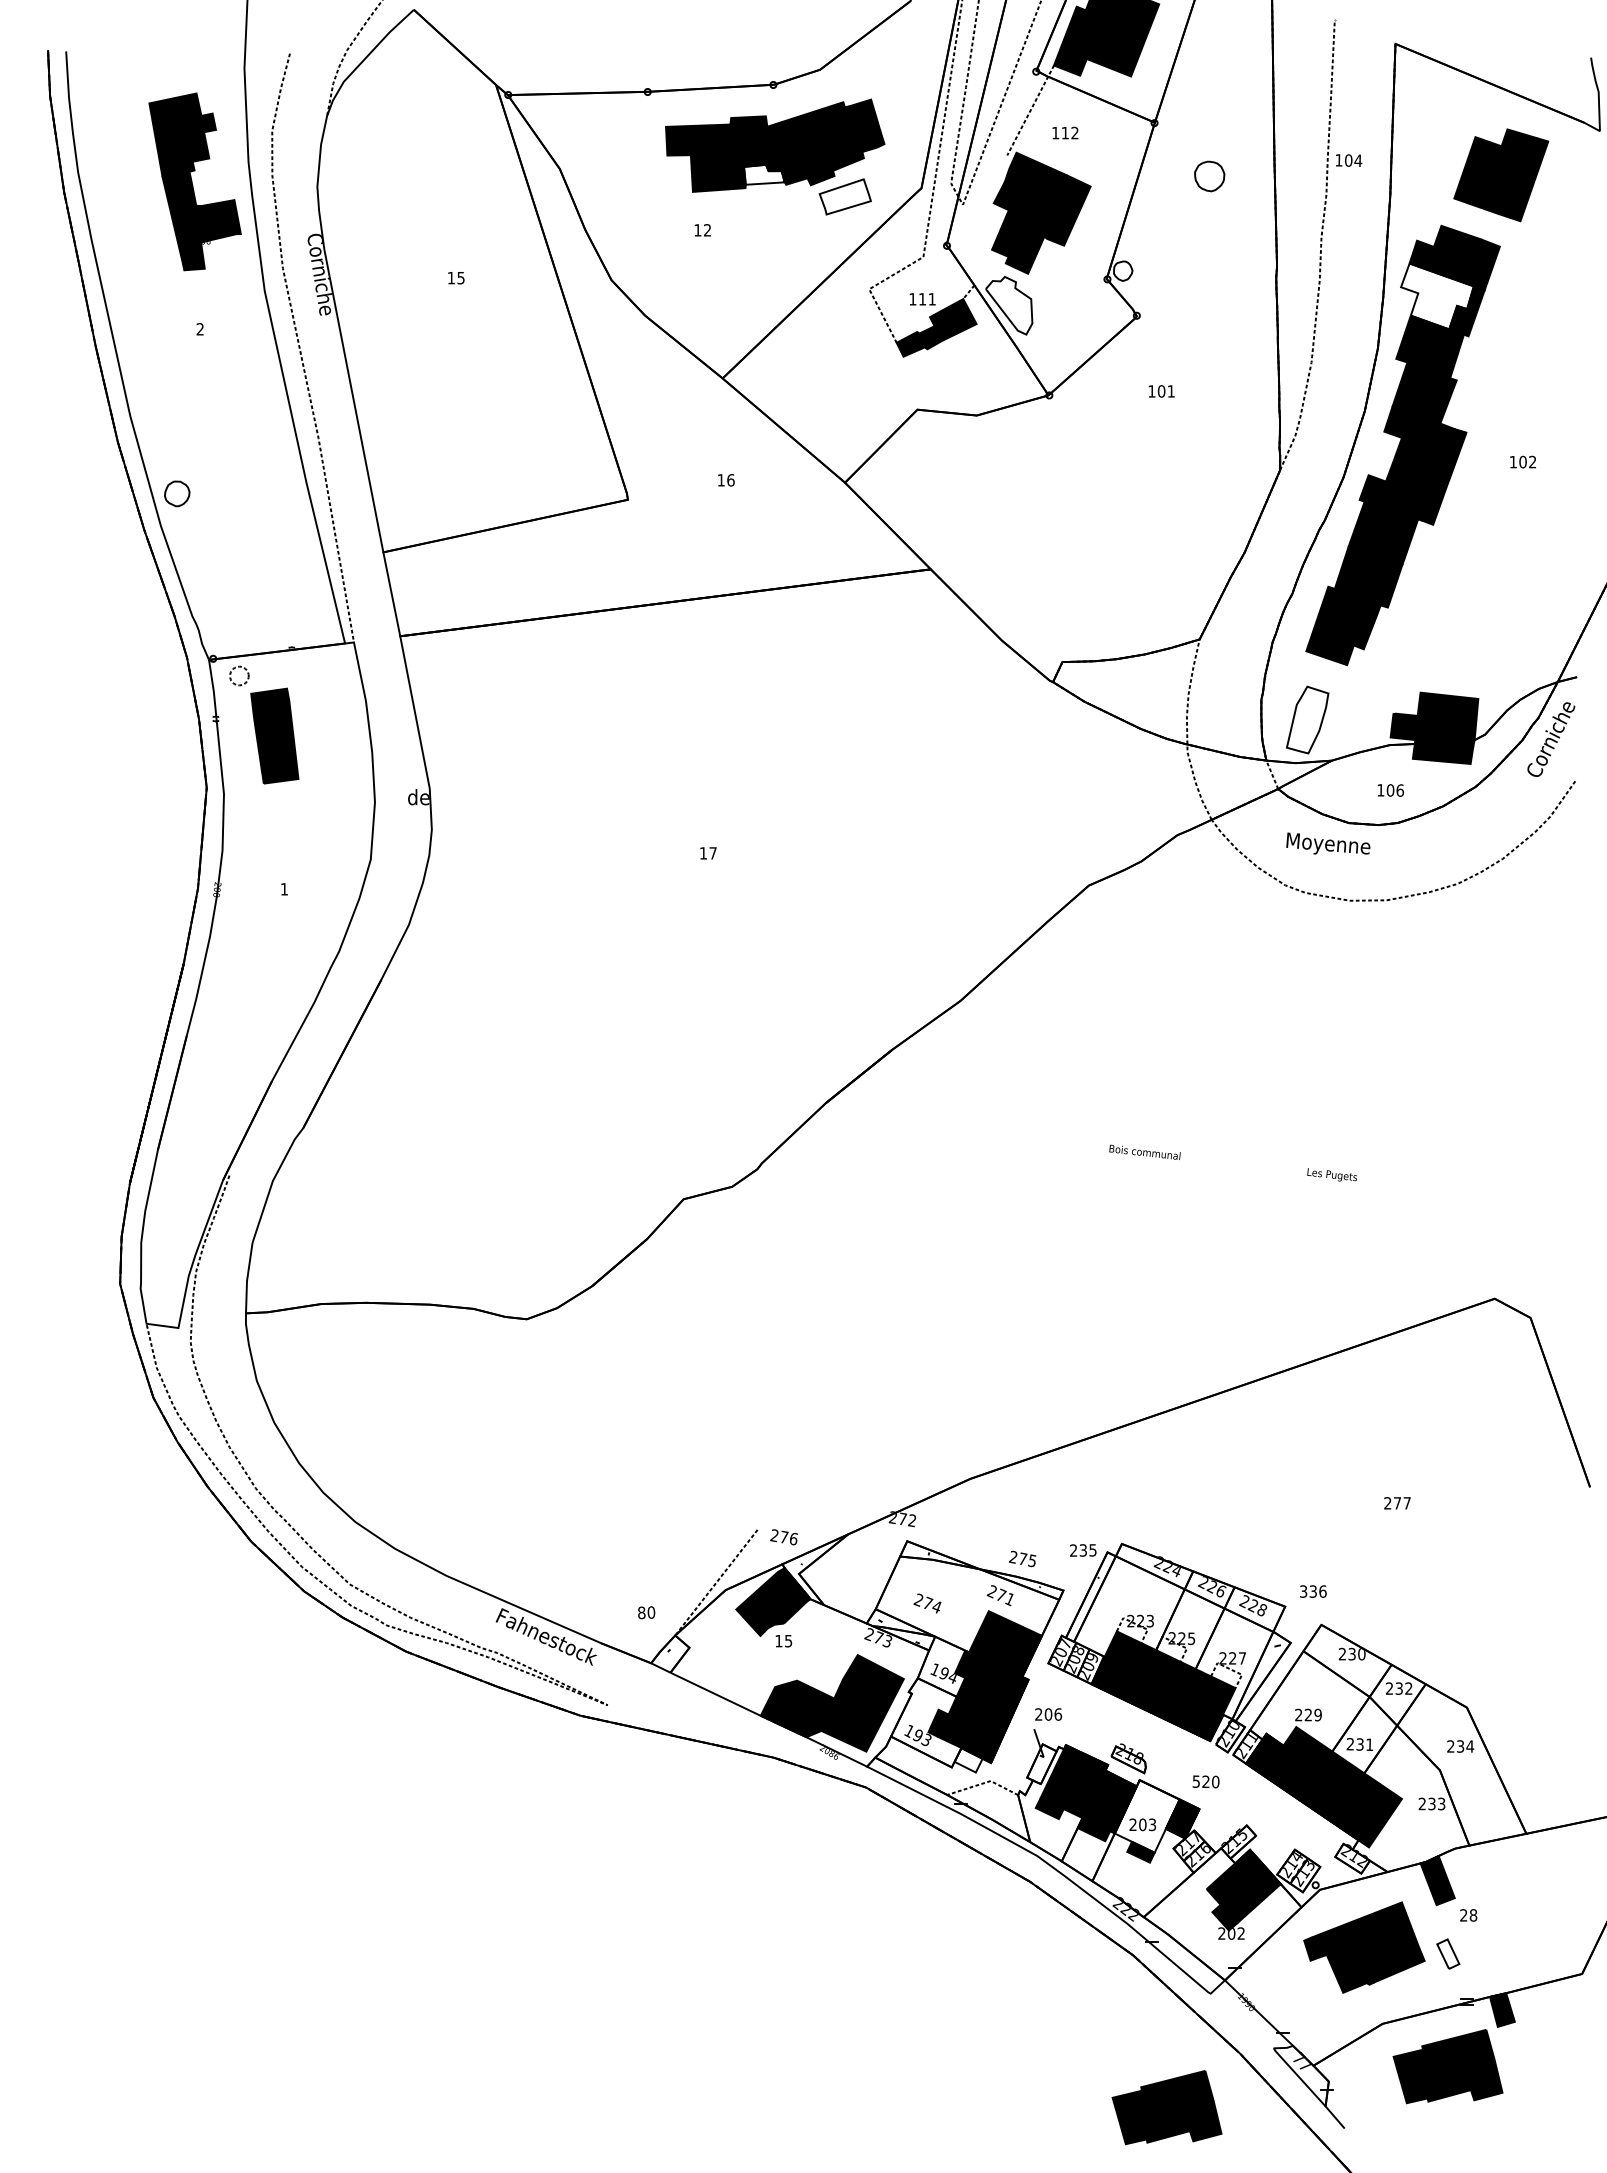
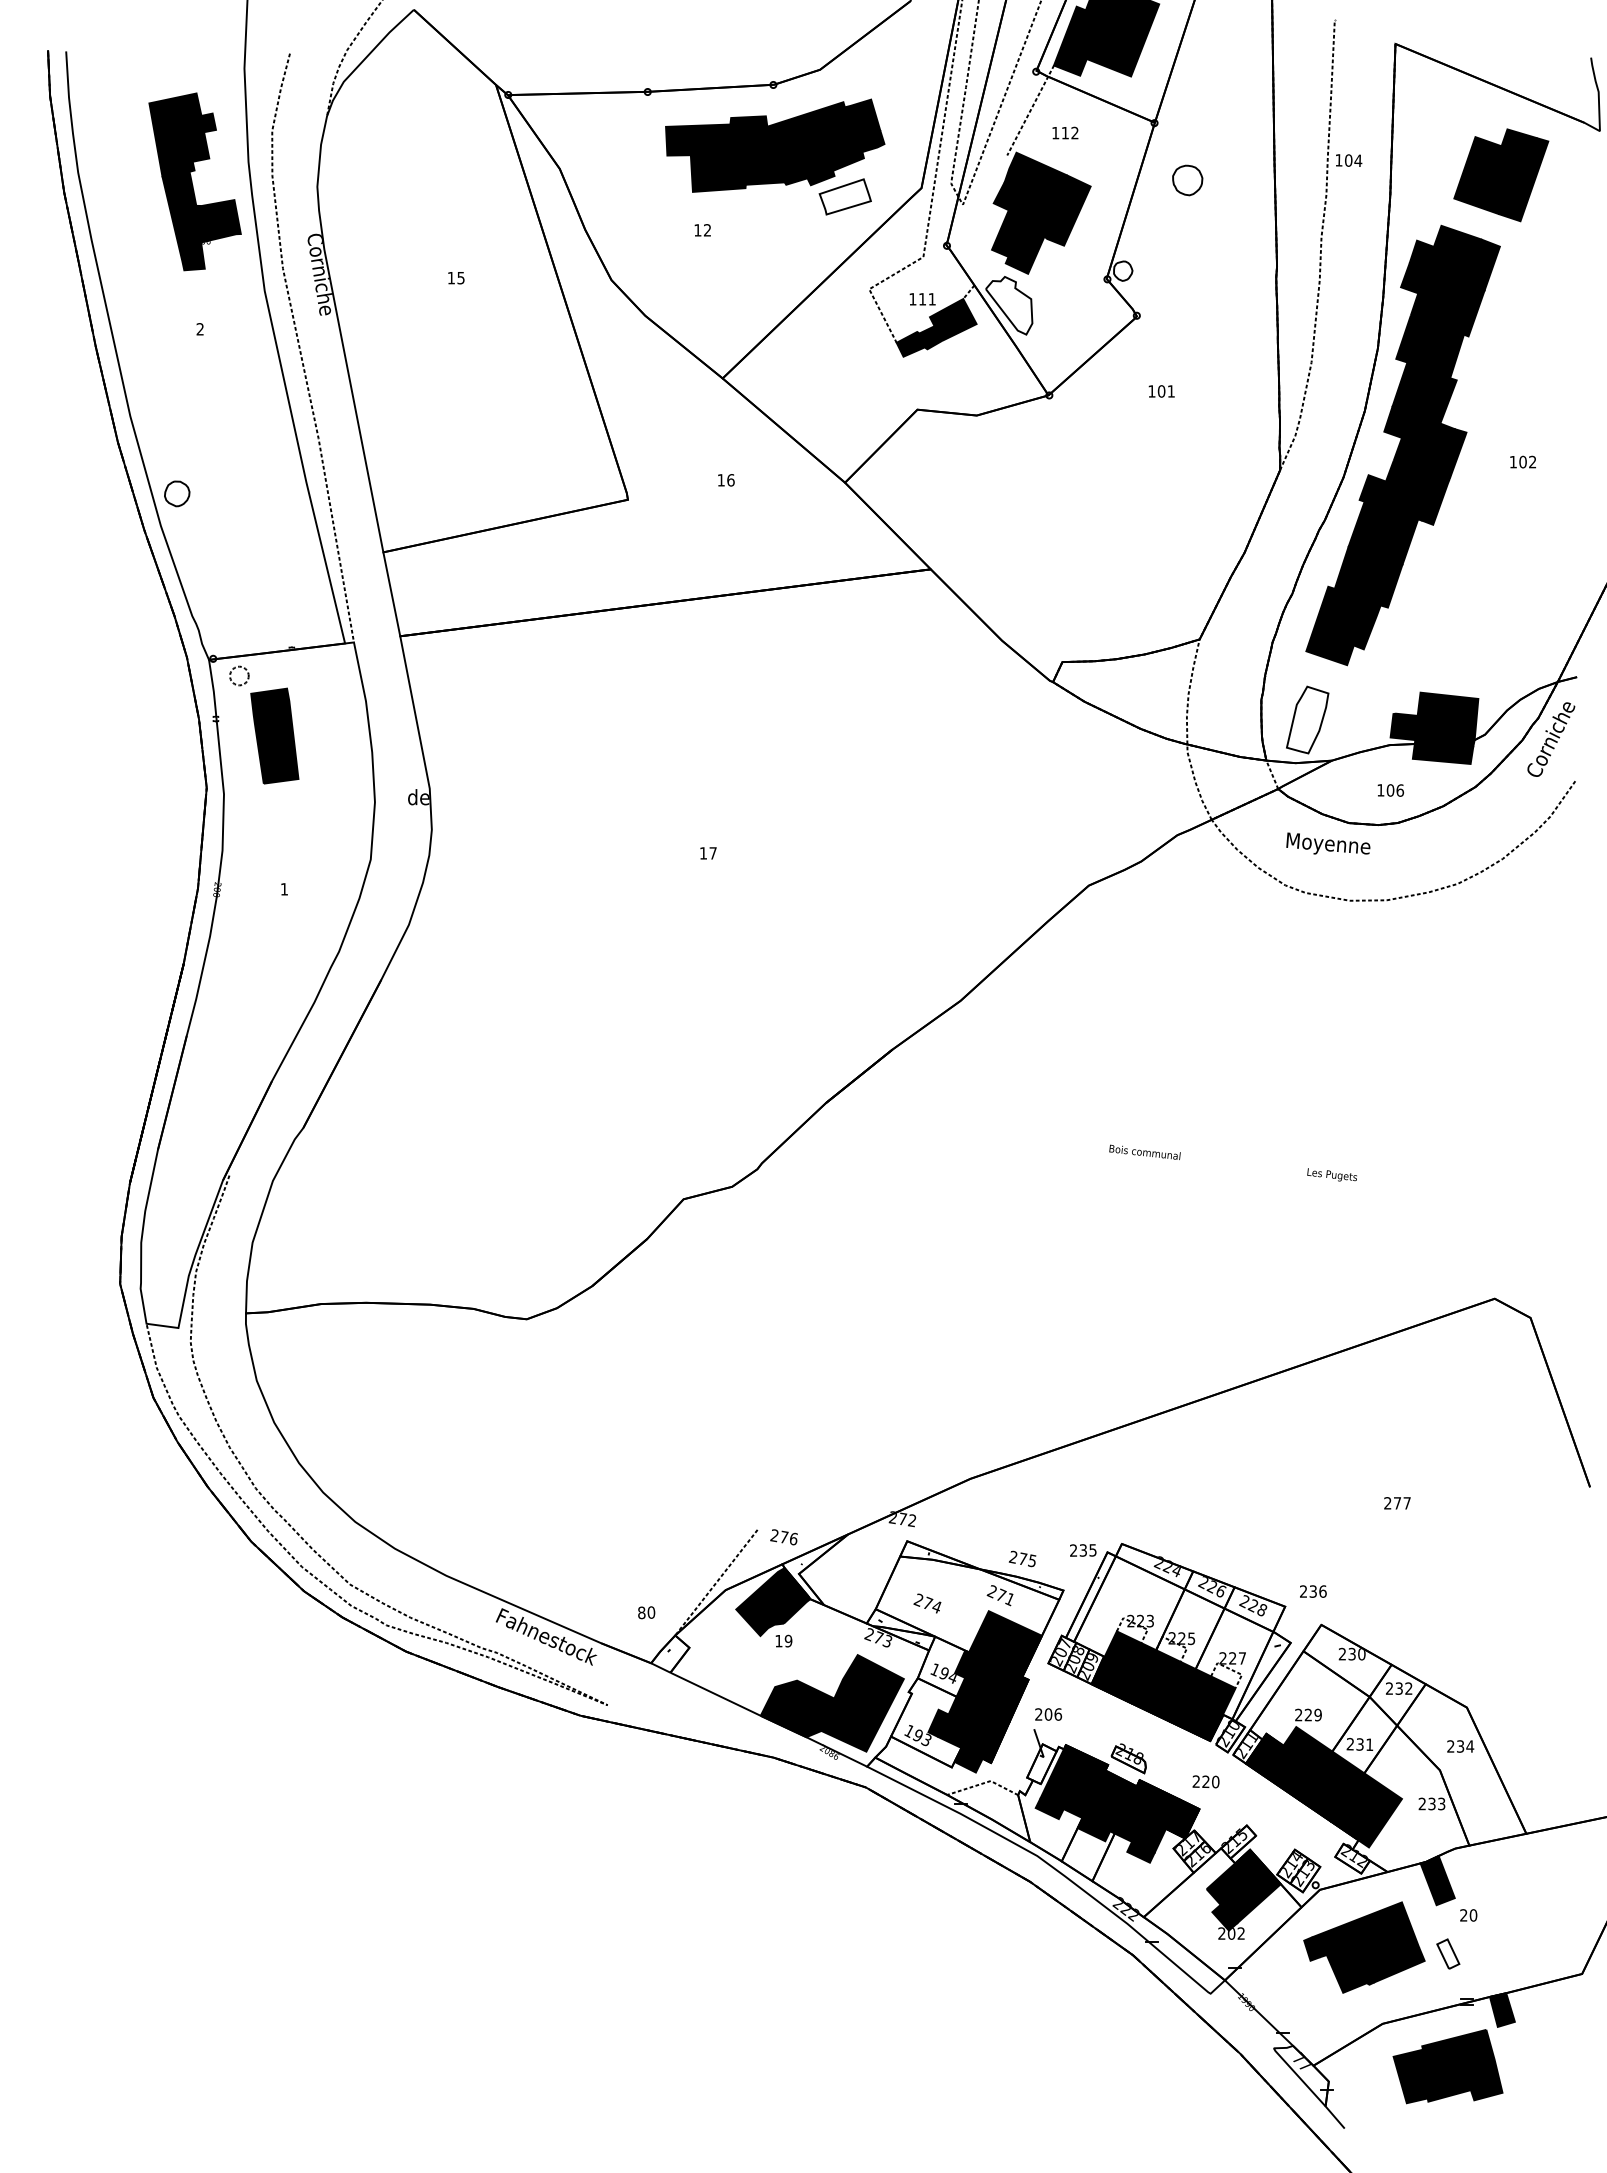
fill: none -> present (764, 174)
part position: (1209, 176) -> (1187, 180) (1187, 180)
fill: none -> present (1437, 296)
text: 336 -> 236 (1303, 1591)
text: 15 -> 19 (788, 1640)
fill: none -> present (968, 1760)
text: 520 -> 220 (1195, 1781)
fill: none -> present (1146, 1816)
text: 28 -> 20 (1473, 1915)
part: present -> none (1166, 2107)
